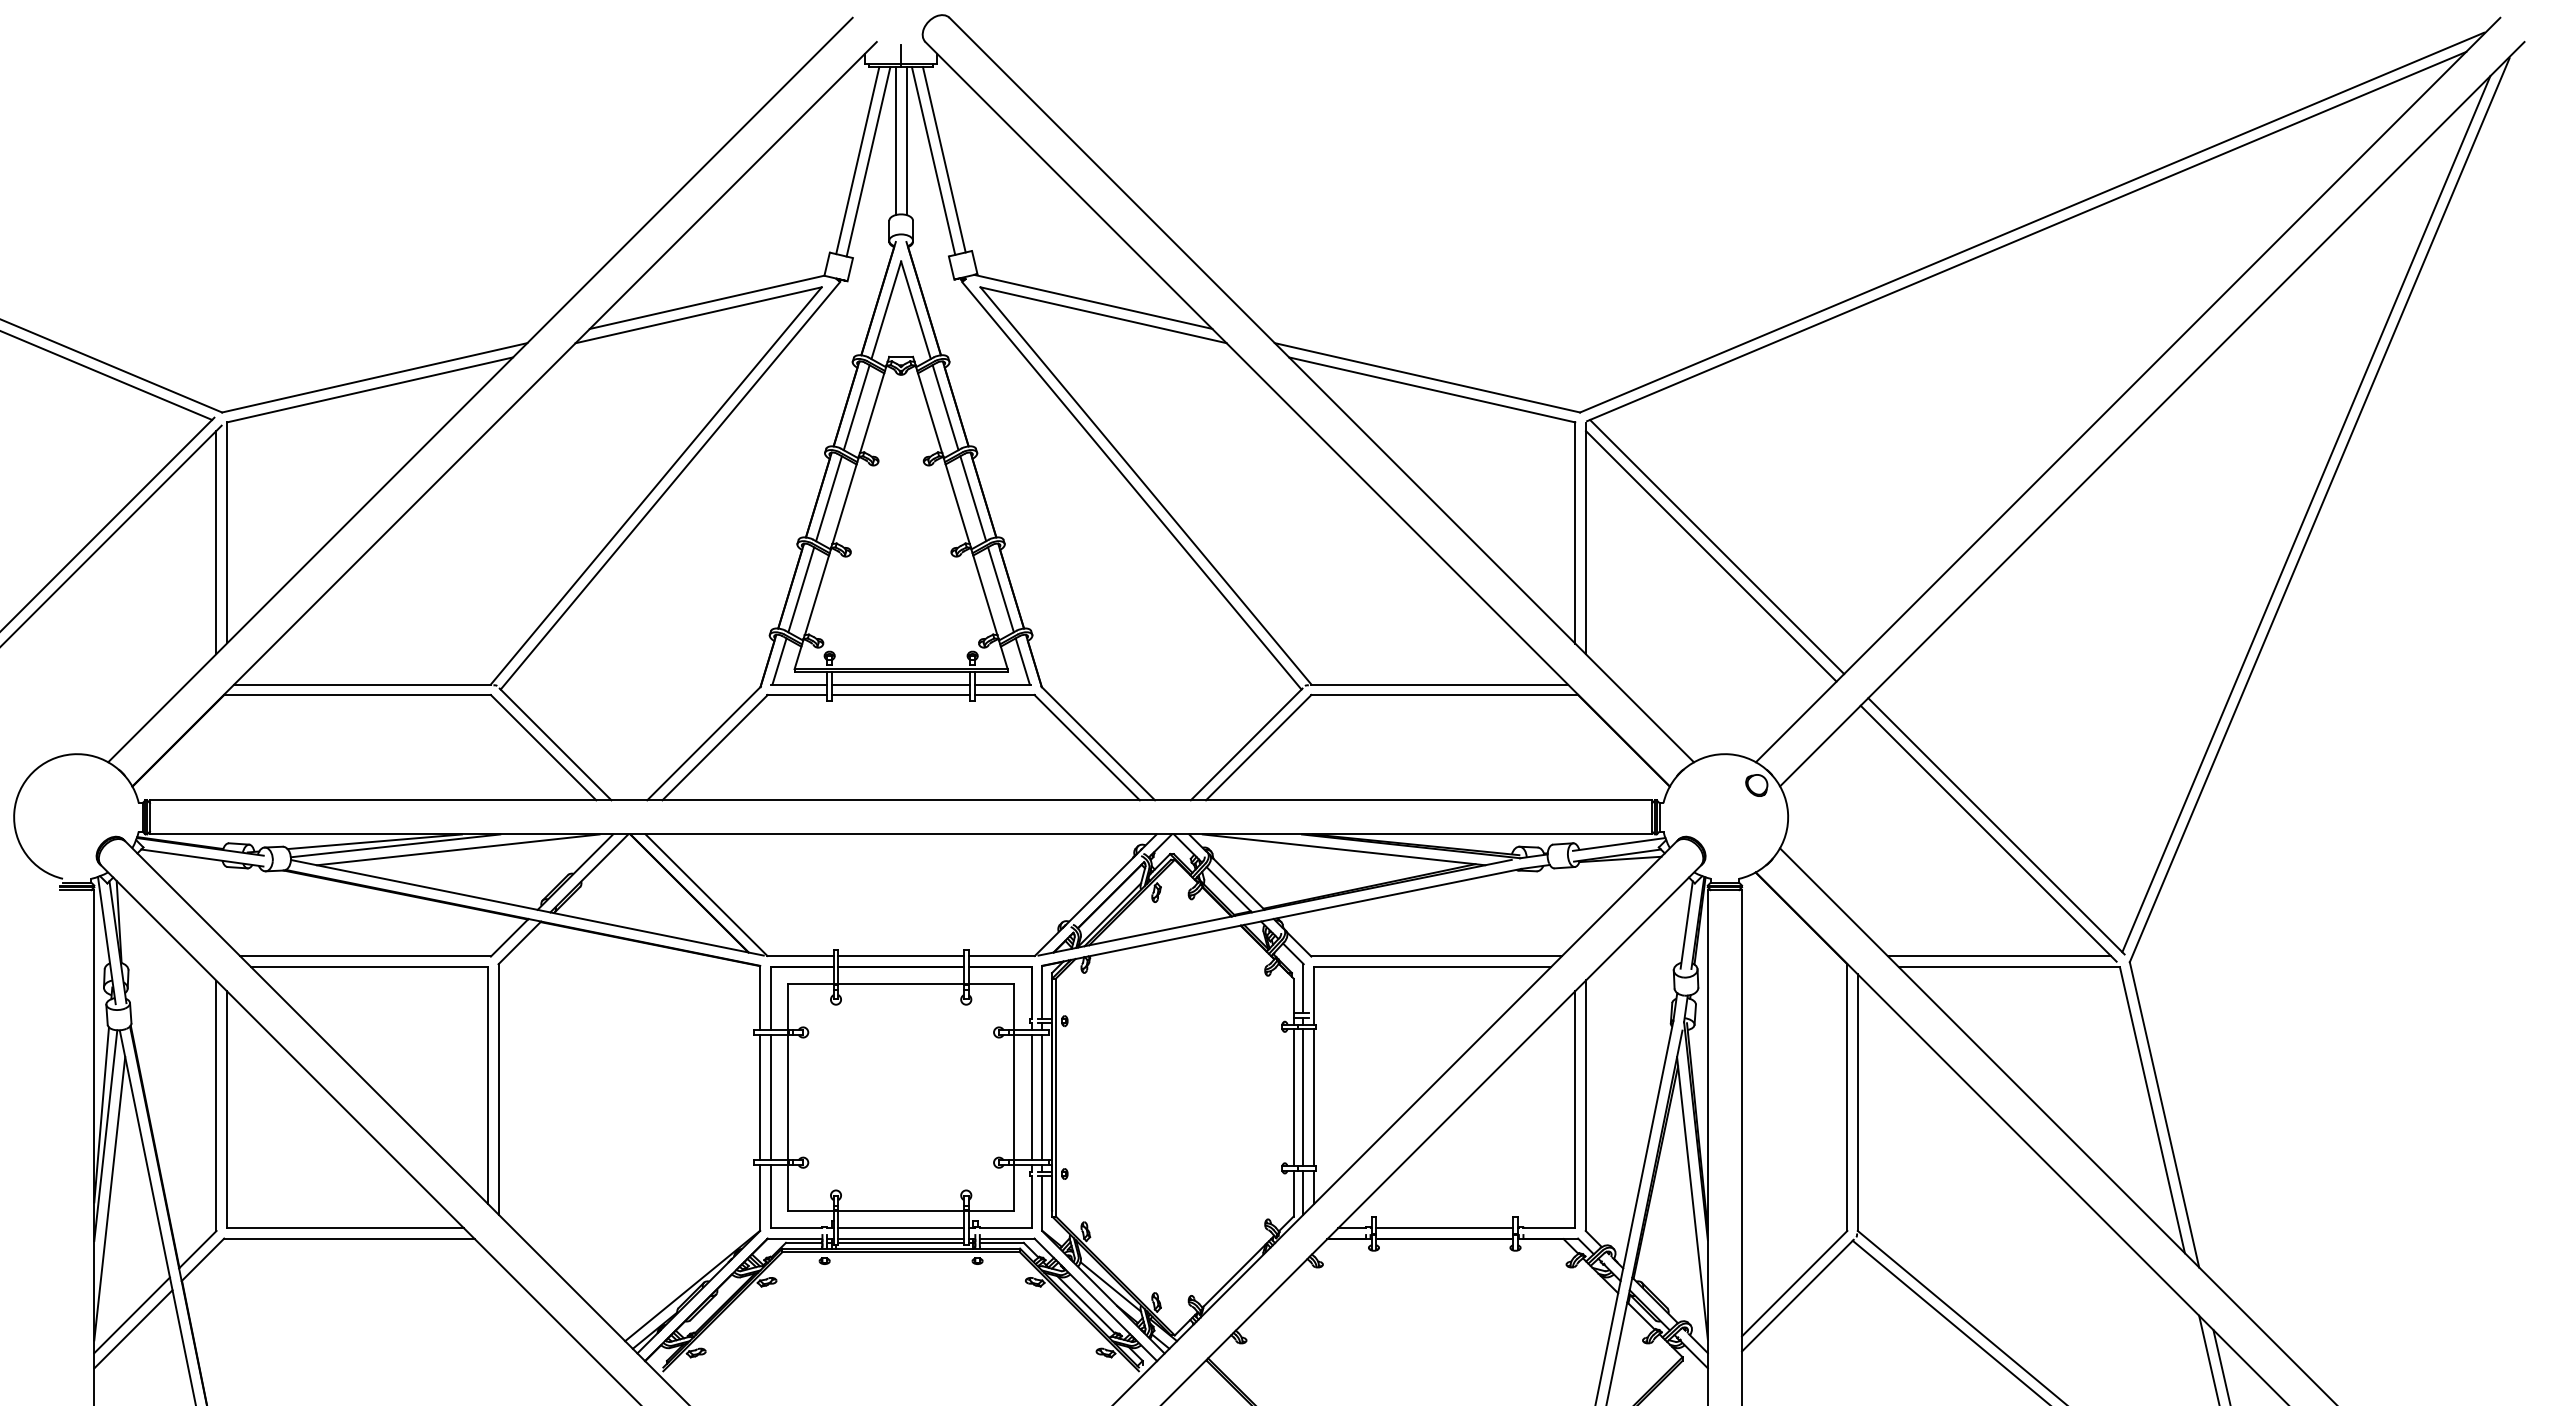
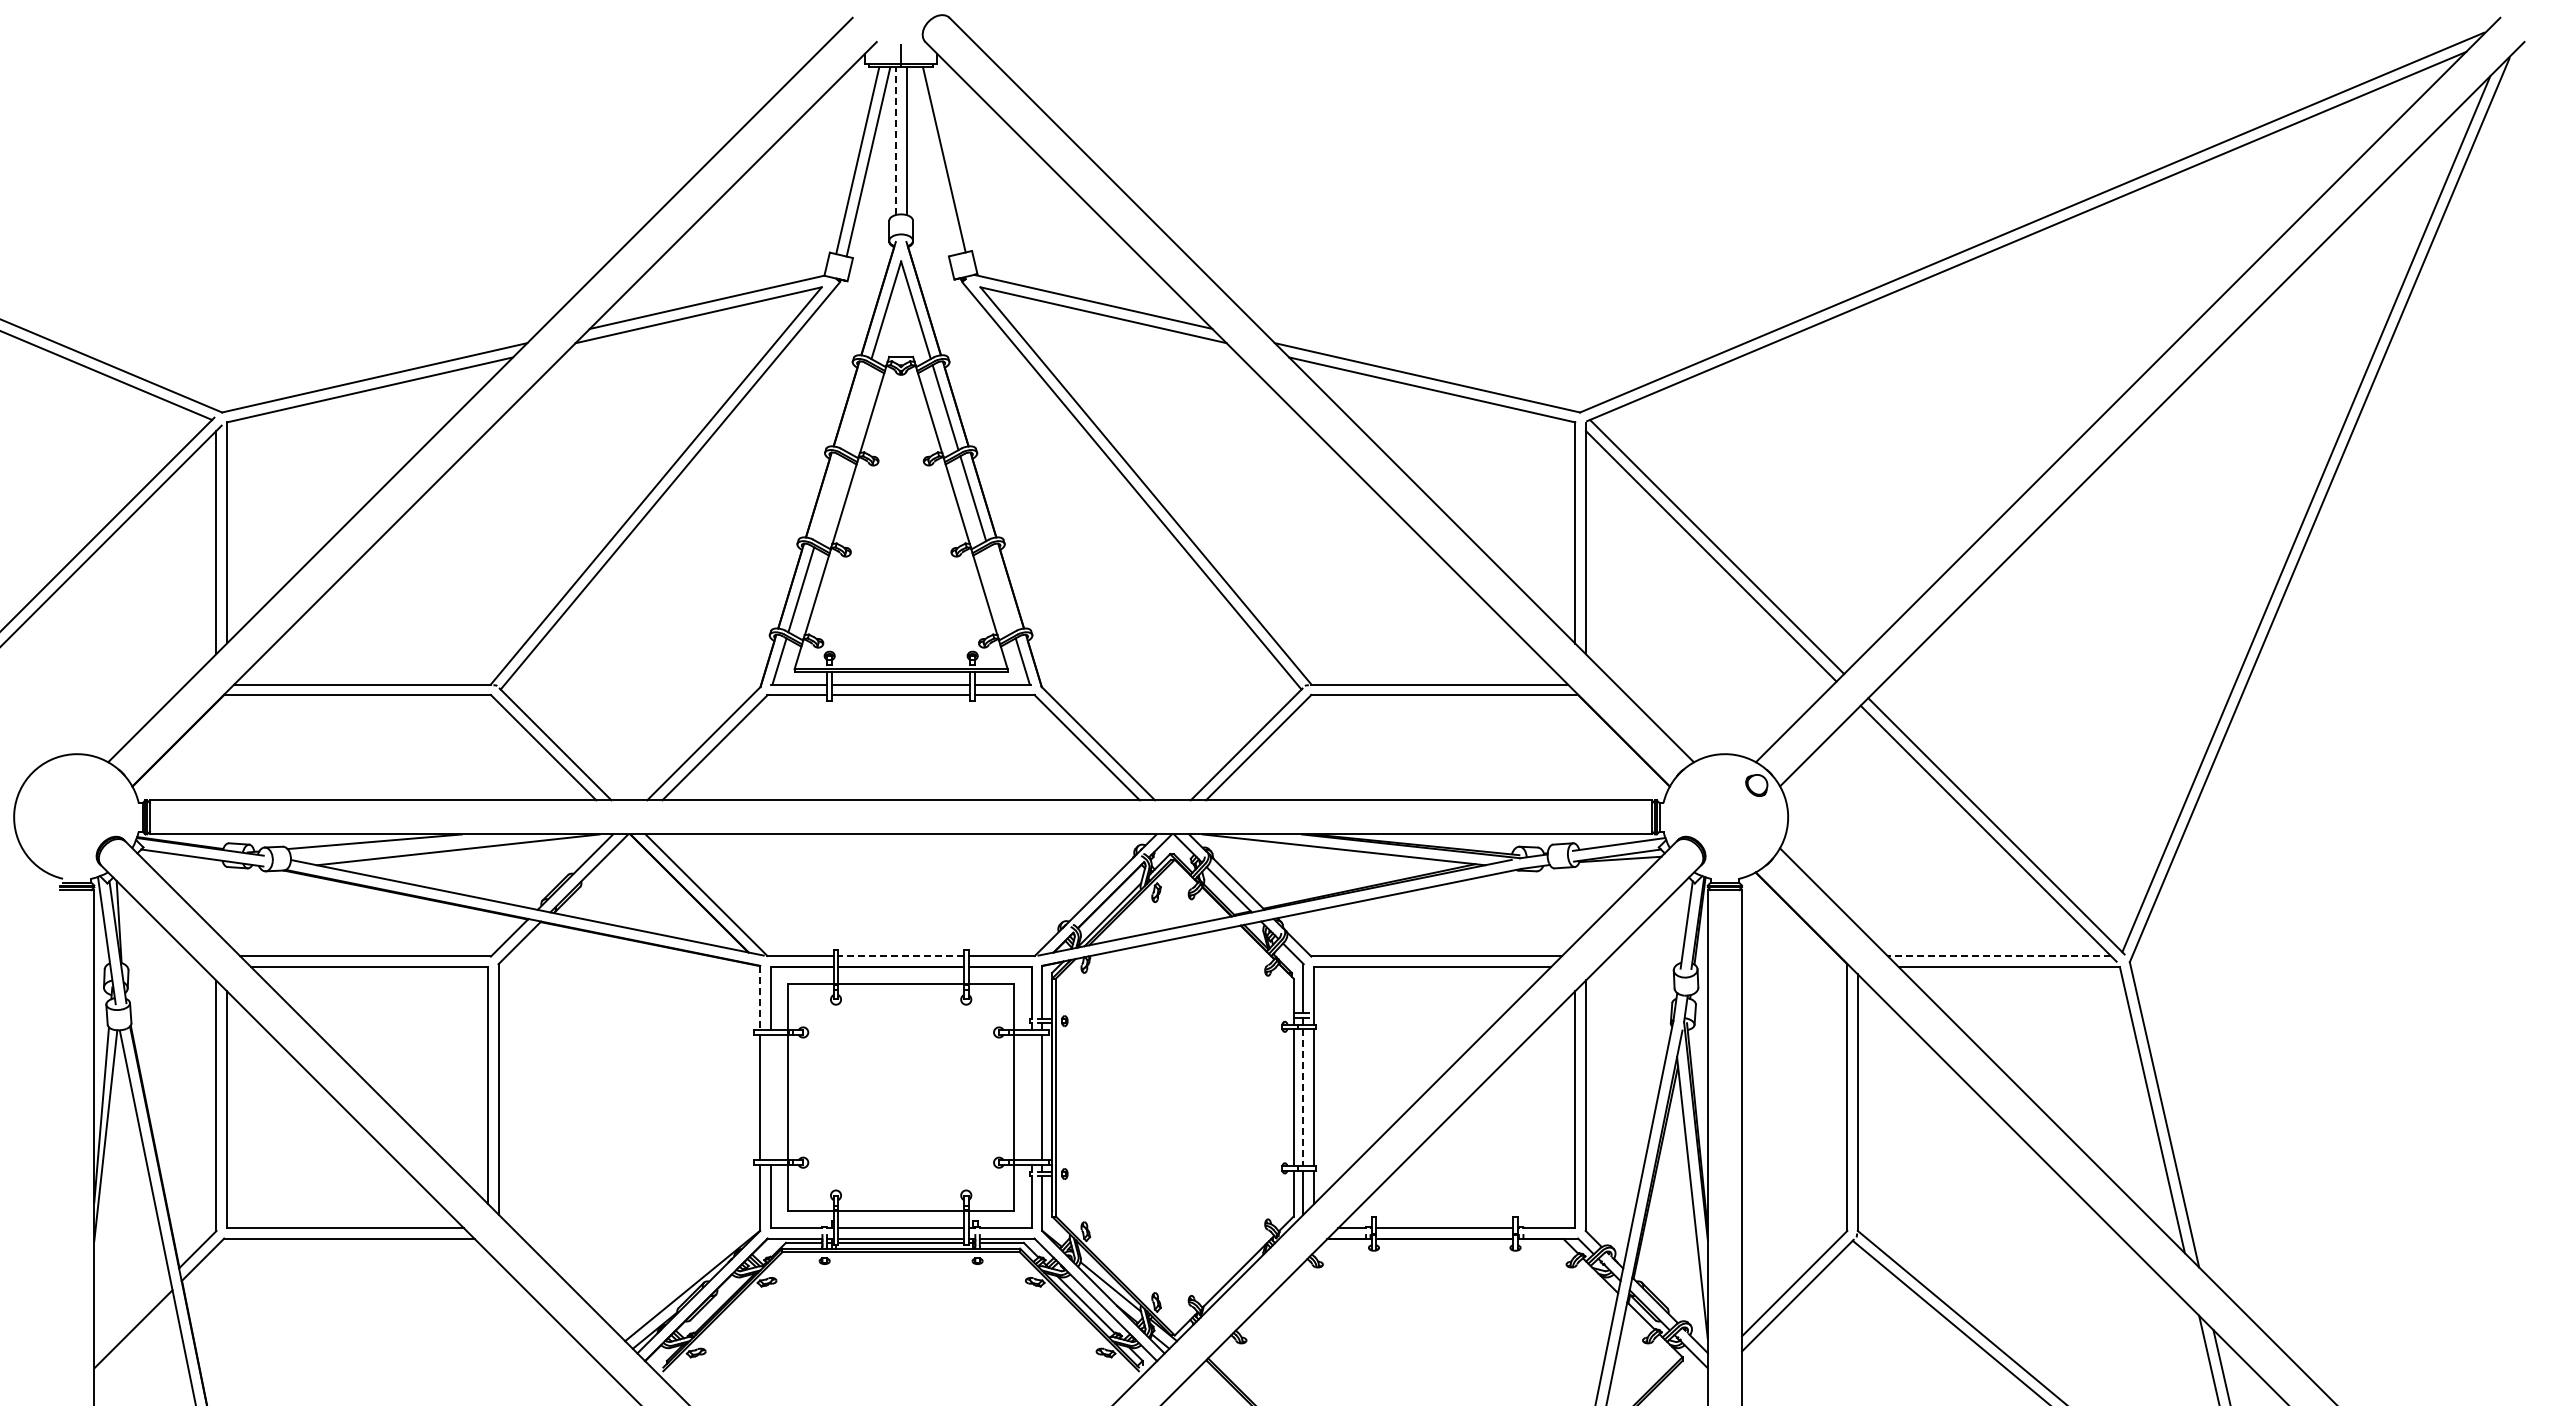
line: solid -> dashed (895, 140)
line: present -> none (933, 160)
line: present -> none (856, 407)
line: present -> none (828, 498)
line: present -> none (1000, 589)
line: present -> none (395, 845)
line: solid -> dashed (901, 955)
line: solid -> dashed (1999, 956)
line: solid -> dashed (759, 998)
line: present -> none (770, 1097)
line: present -> none (1031, 1097)
line: solid -> dashed (1303, 1097)
line: present -> none (109, 1198)
line: present -> none (131, 1315)
